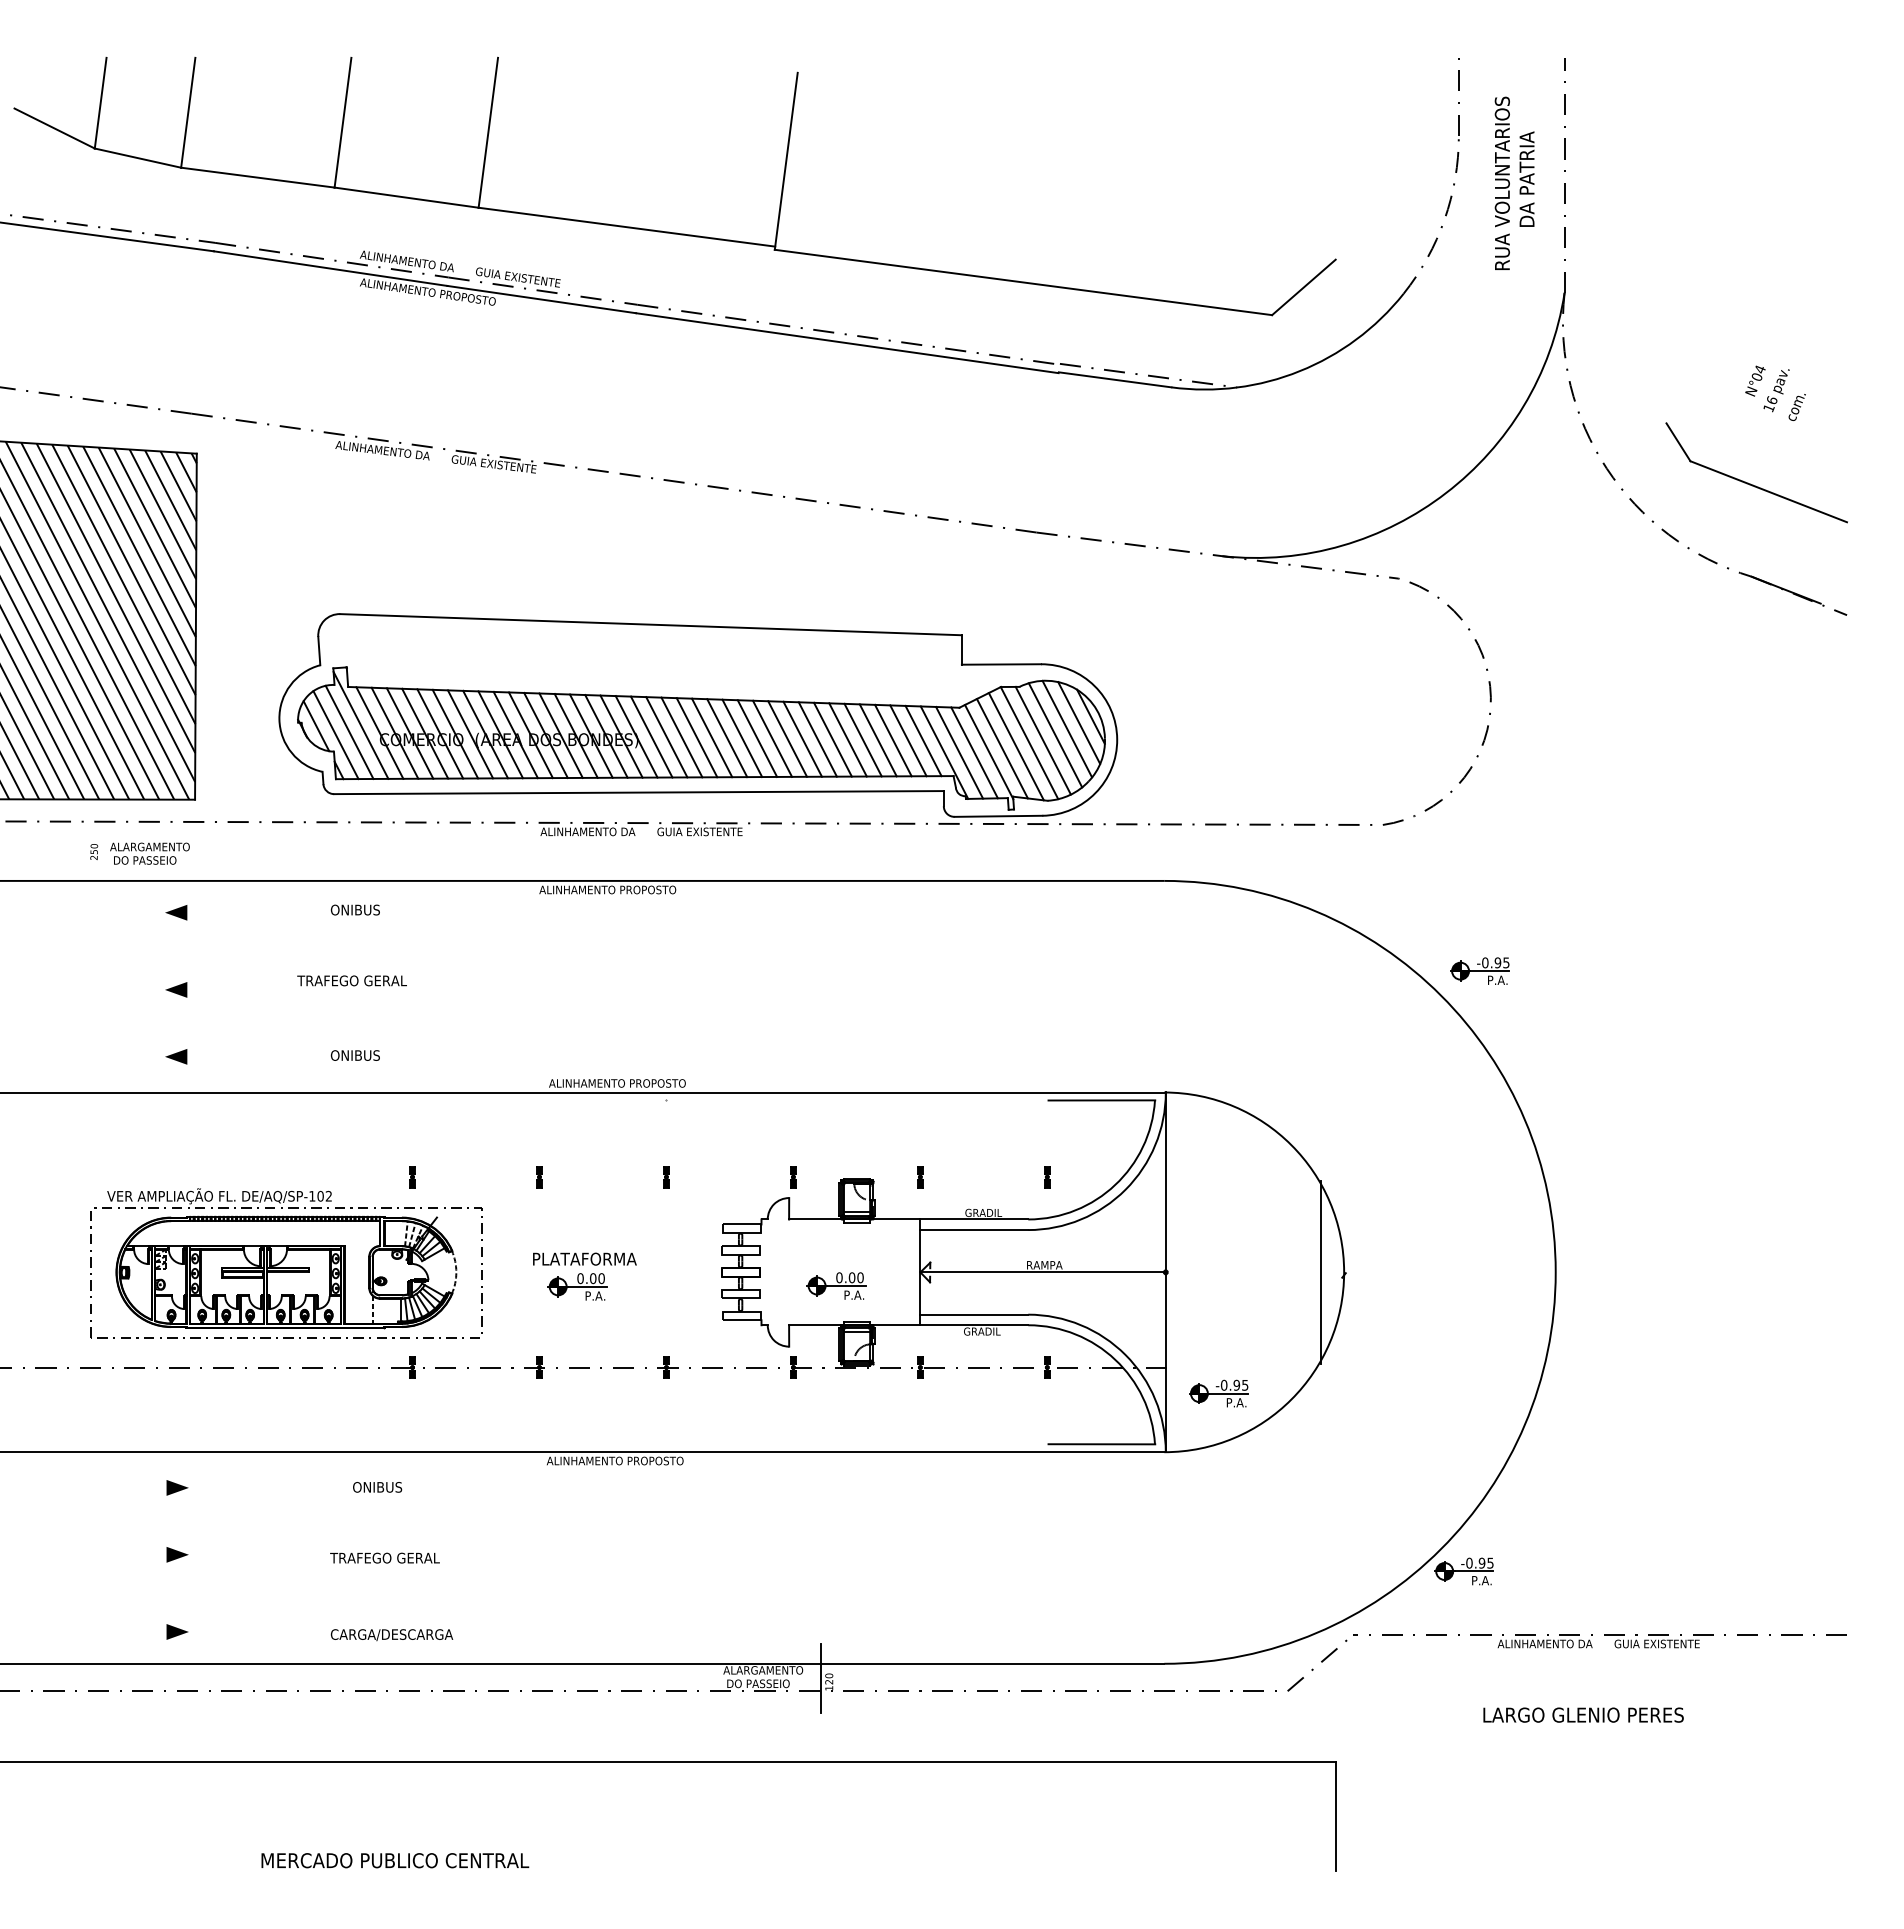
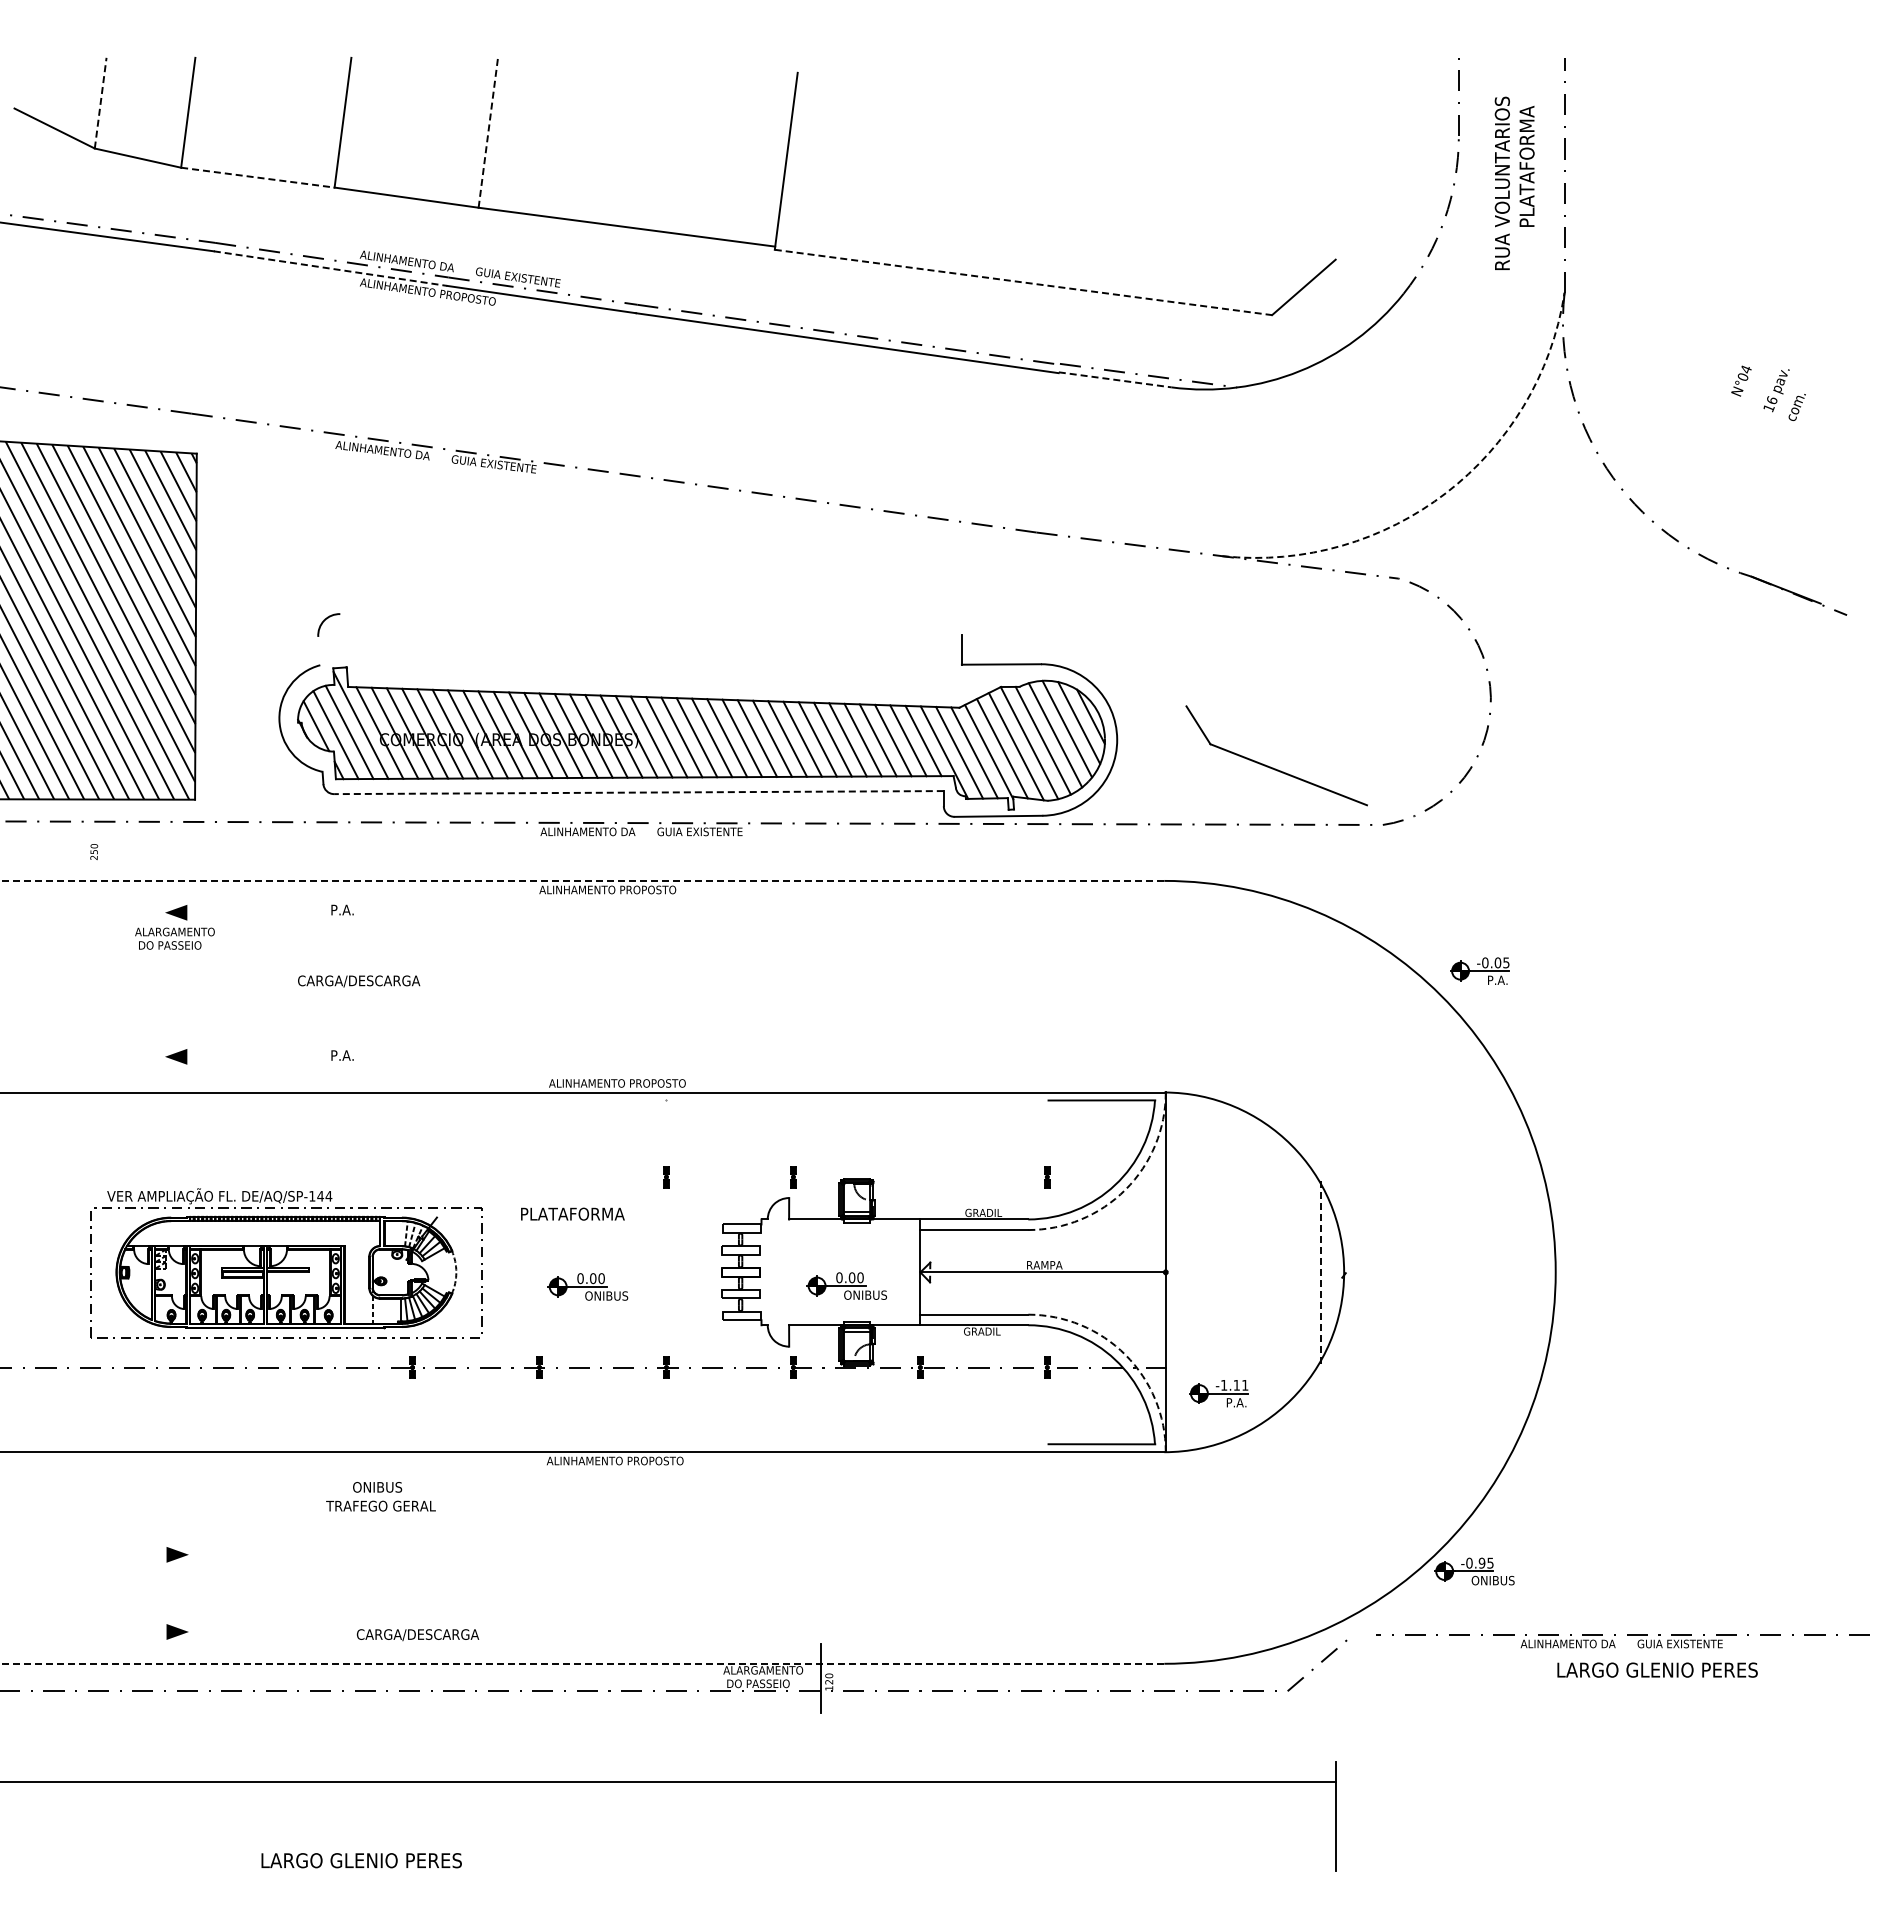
line: solid -> dashed (100, 103)
line: solid -> dashed (488, 132)
text: DA PATRIA -> PLATAFORMA (1526, 165)
line: solid -> dashed (258, 177)
line: solid -> dashed (331, 268)
line: solid -> dashed (1023, 282)
line: solid -> dashed (1115, 379)
text position: (1755, 380) -> (1741, 380) (1741, 380)
part position: (1753, 484) -> (1273, 767) (1273, 767)
arc: solid -> dashed (1446, 493)
line: present -> none (650, 624)
line: present -> none (319, 650)
line: solid -> dashed (638, 792)
text position: (149, 853) -> (174, 938) (174, 938)
line: solid -> dashed (582, 880)
text: ONIBUS -> P.A. (354, 909)
text: -0.95 -> -0.05 (1497, 962)
text: TRAFEGO GERAL -> CARGA/DESCARGA (358, 981)
line: present -> none (176, 989)
text: ONIBUS -> P.A. (354, 1055)
part: present -> none (412, 1177)
part: present -> none (539, 1177)
part: present -> none (920, 1177)
arc: solid -> dashed (1125, 1189)
text: DE/AQ/SP-102 -> DE/AQ/SP-144 (324, 1195)
text position: (584, 1258) -> (572, 1213) (572, 1213)
line: solid -> dashed (1321, 1272)
text: P.A. -> ONIBUS (865, 1294)
text: P.A. -> ONIBUS (606, 1295)
arc: solid -> dashed (1125, 1354)
text: -0.95 -> -1.11 (1234, 1384)
line: present -> none (177, 1487)
text position: (384, 1557) -> (380, 1505) (380, 1505)
text: P.A. -> ONIBUS (1492, 1580)
text position: (391, 1635) -> (417, 1635) (417, 1635)
part position: (1604, 1635) -> (1627, 1635) (1627, 1635)
line: solid -> dashed (582, 1663)
text position: (1583, 1714) -> (1657, 1669) (1657, 1669)
line position: (669, 1761) -> (669, 1781) (669, 1781)
text: MERCADO PUBLICO CENTRAL -> LARGO GLENIO PERES (396, 1860)
